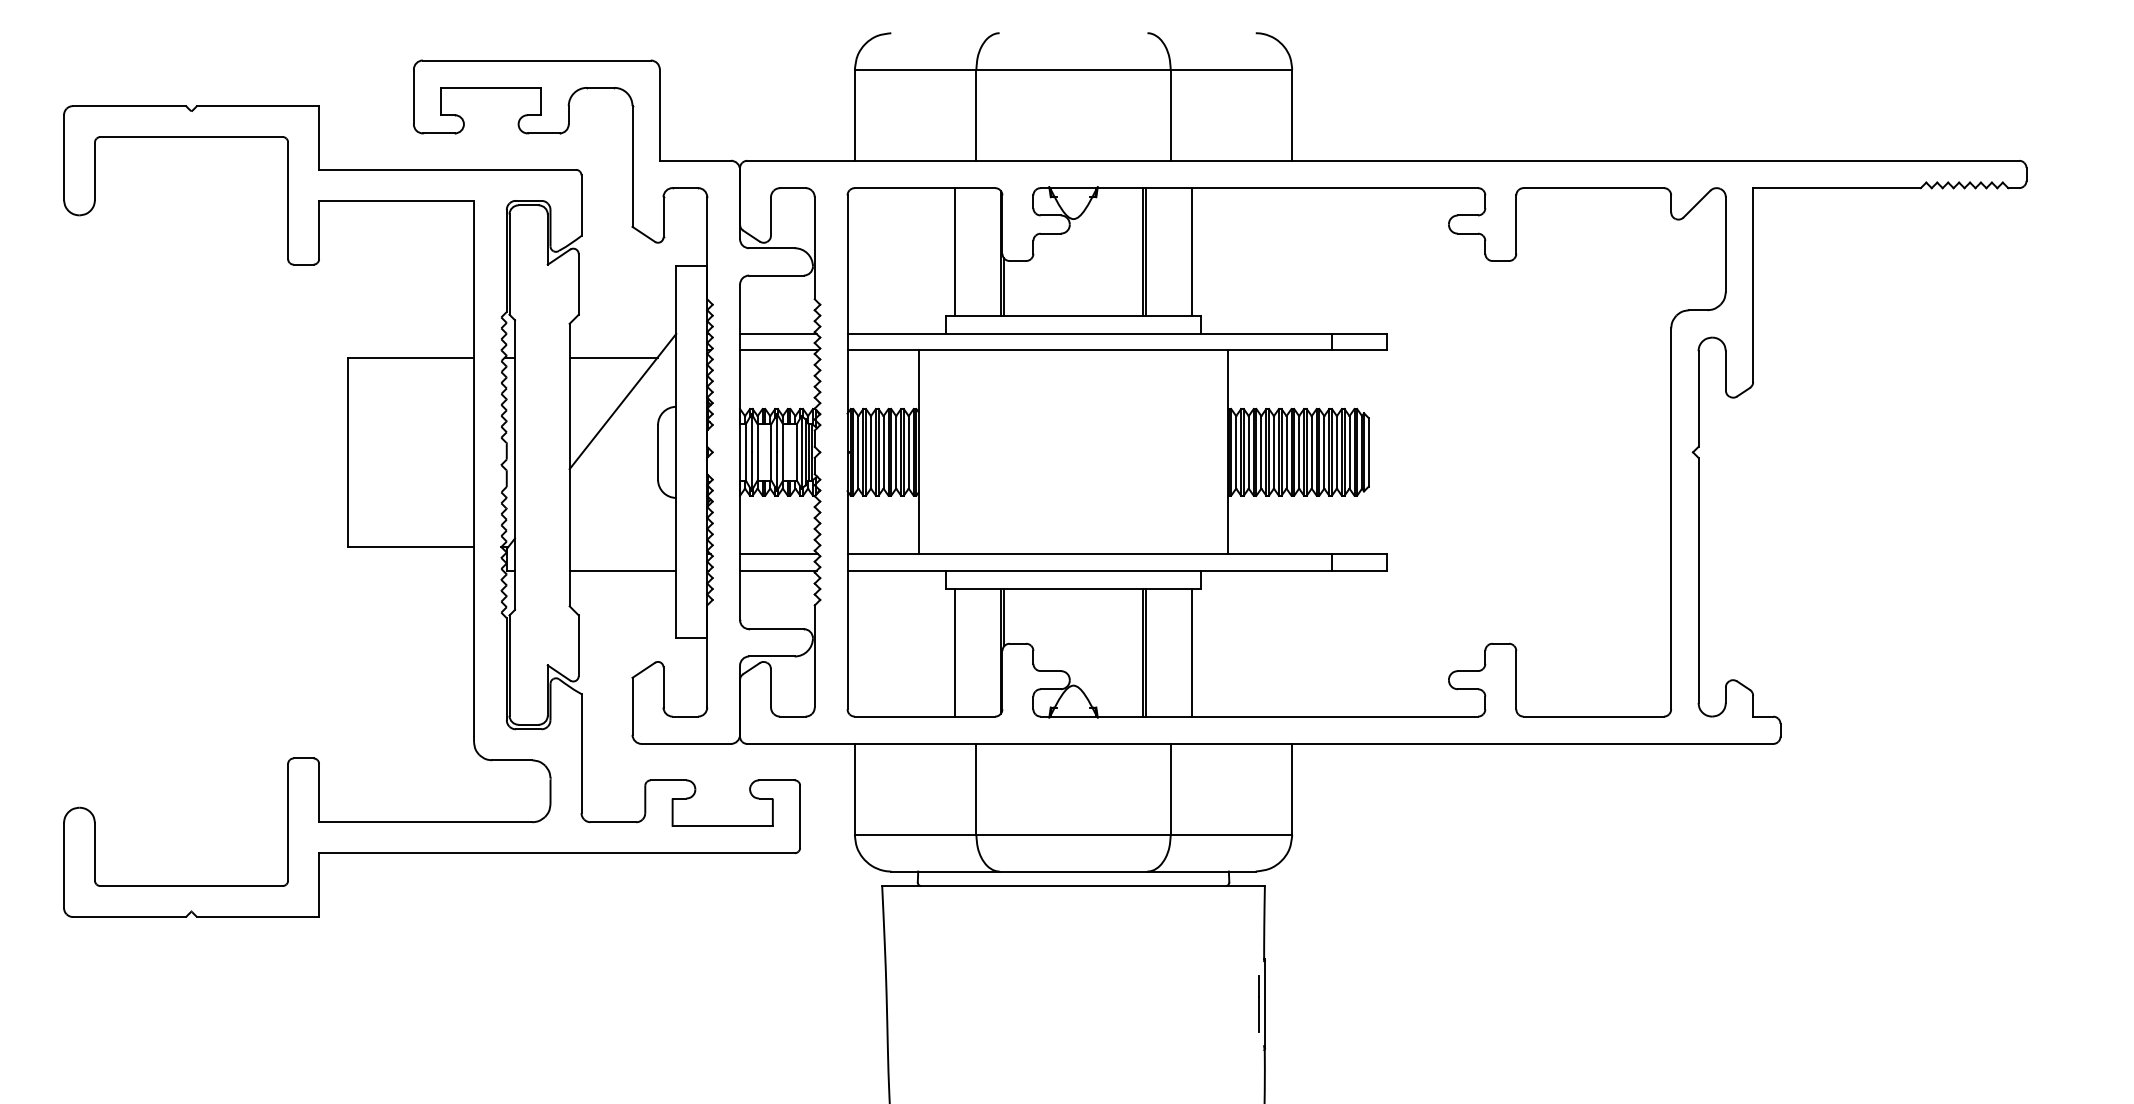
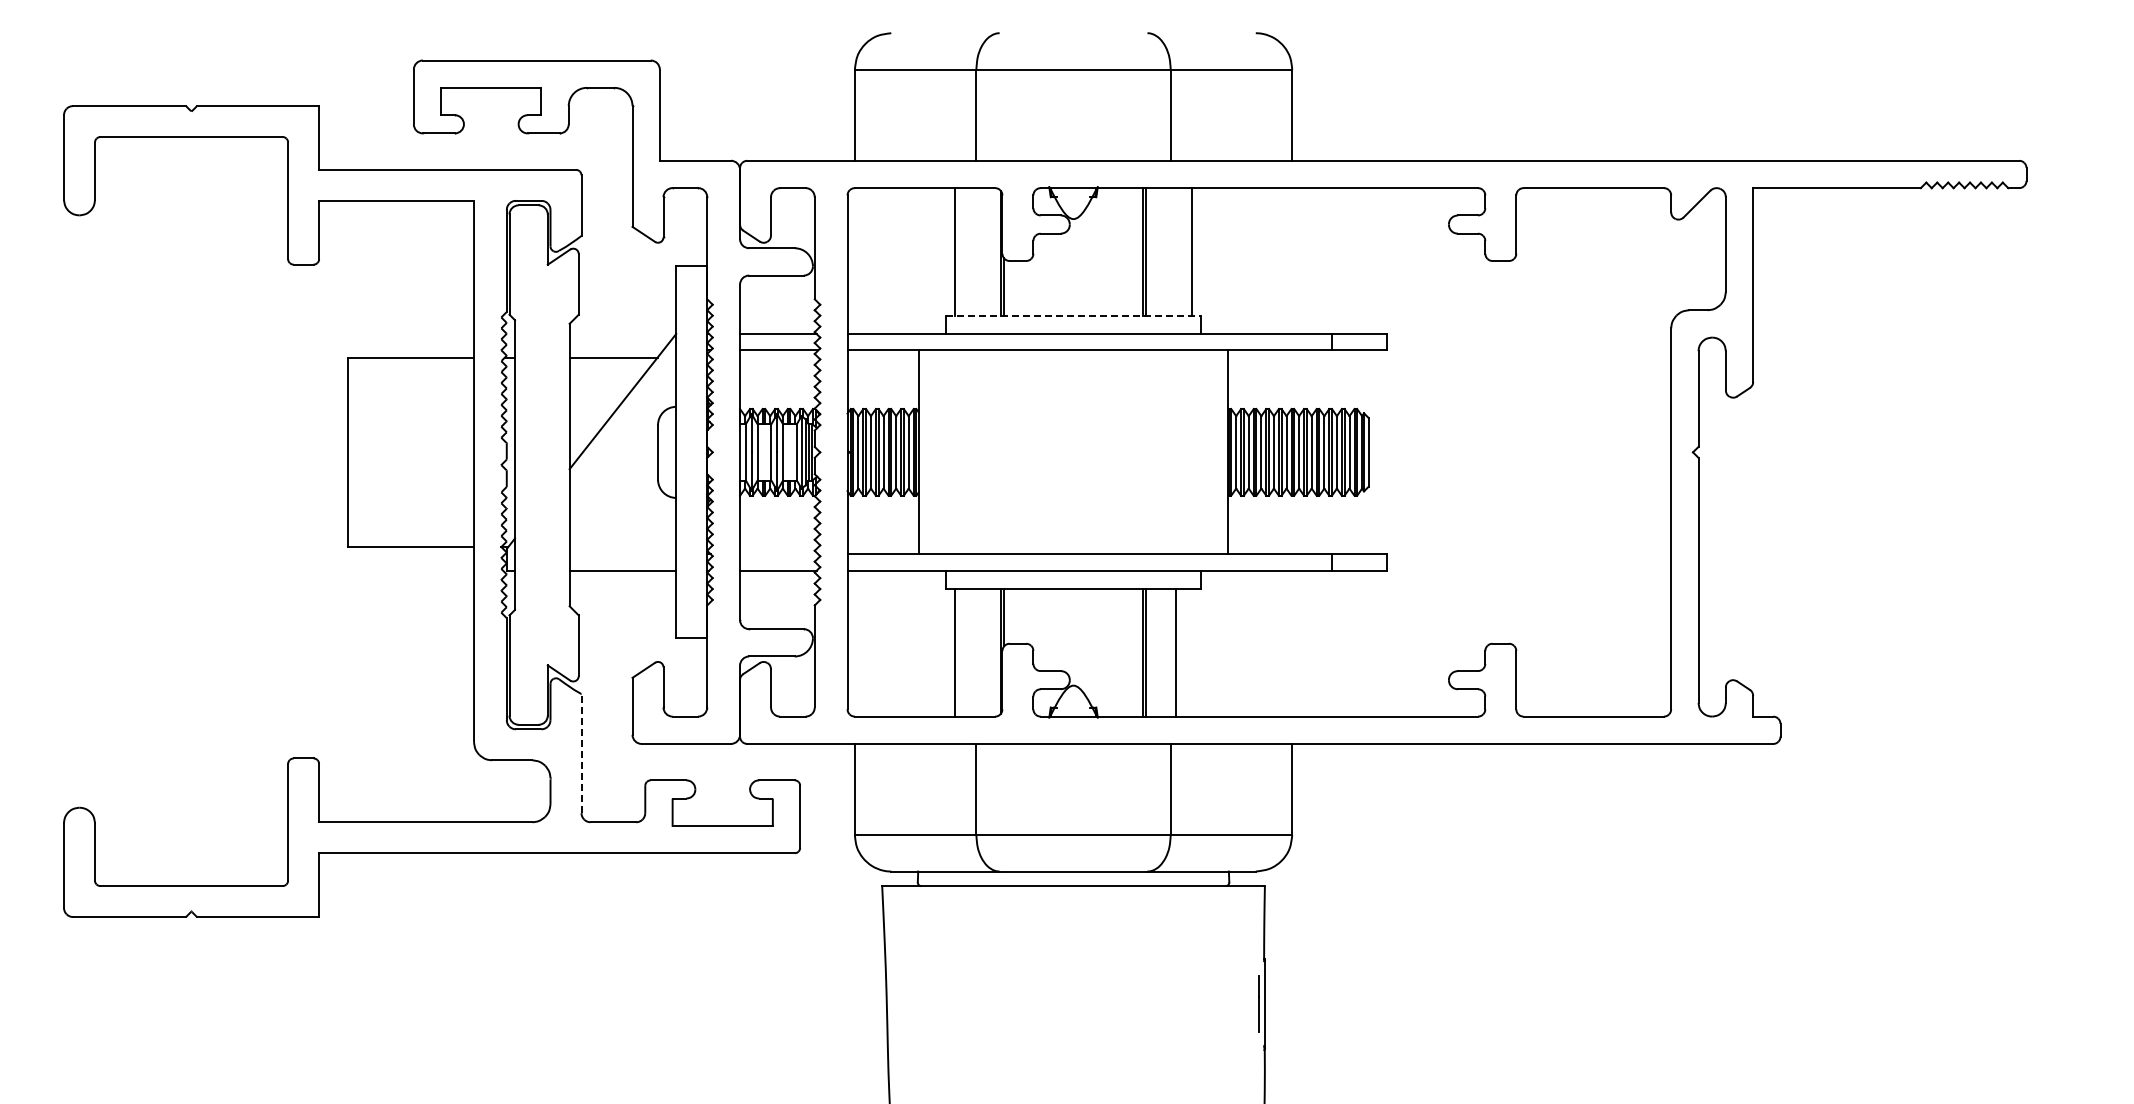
line: solid -> dashed (1073, 315)
line: present -> none (779, 554)
line position: (1192, 652) -> (1176, 652) (1176, 652)
line: solid -> dashed (581, 753)
